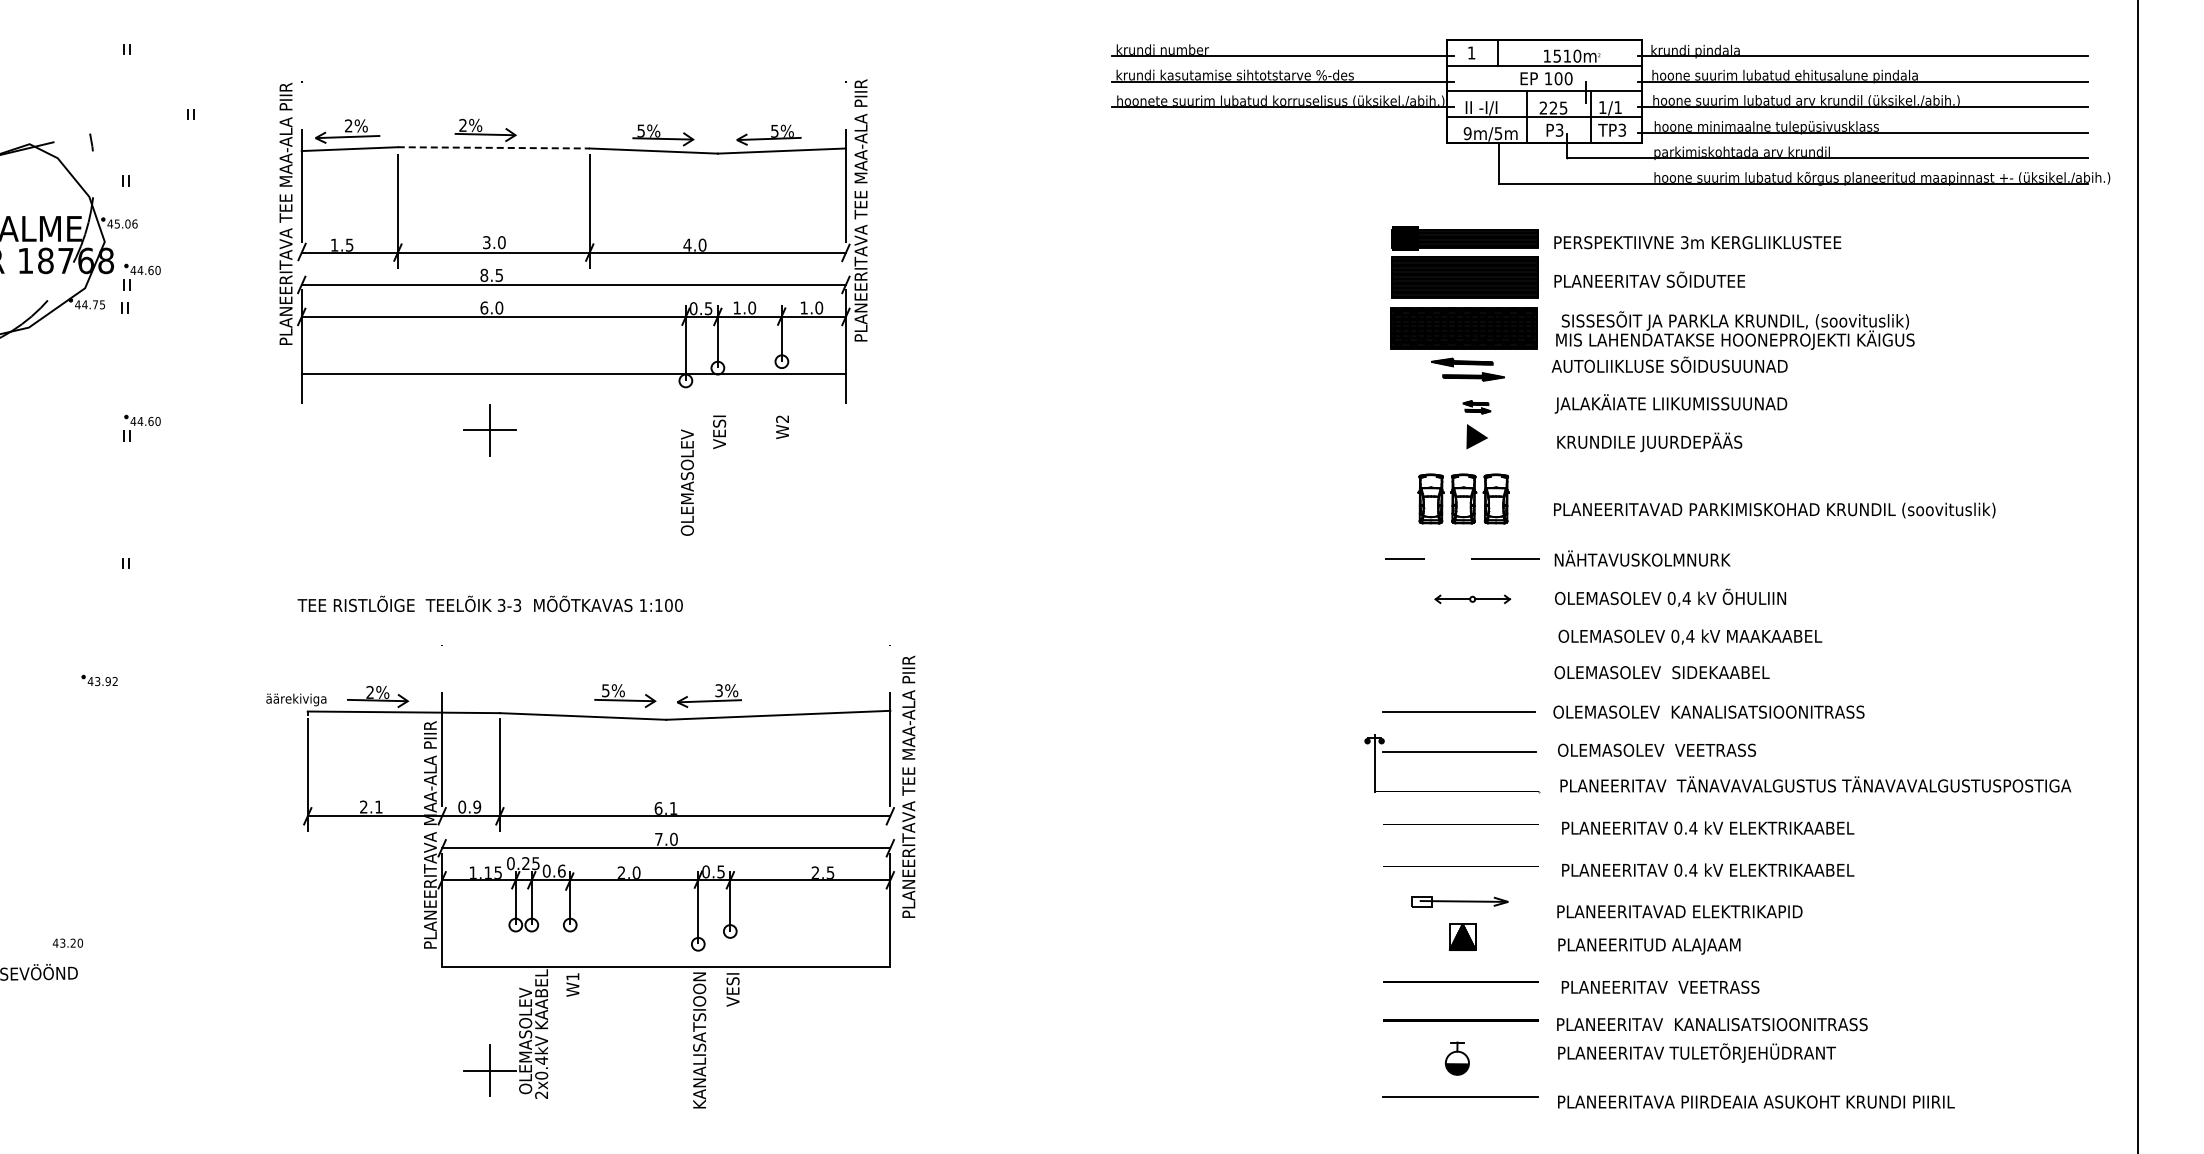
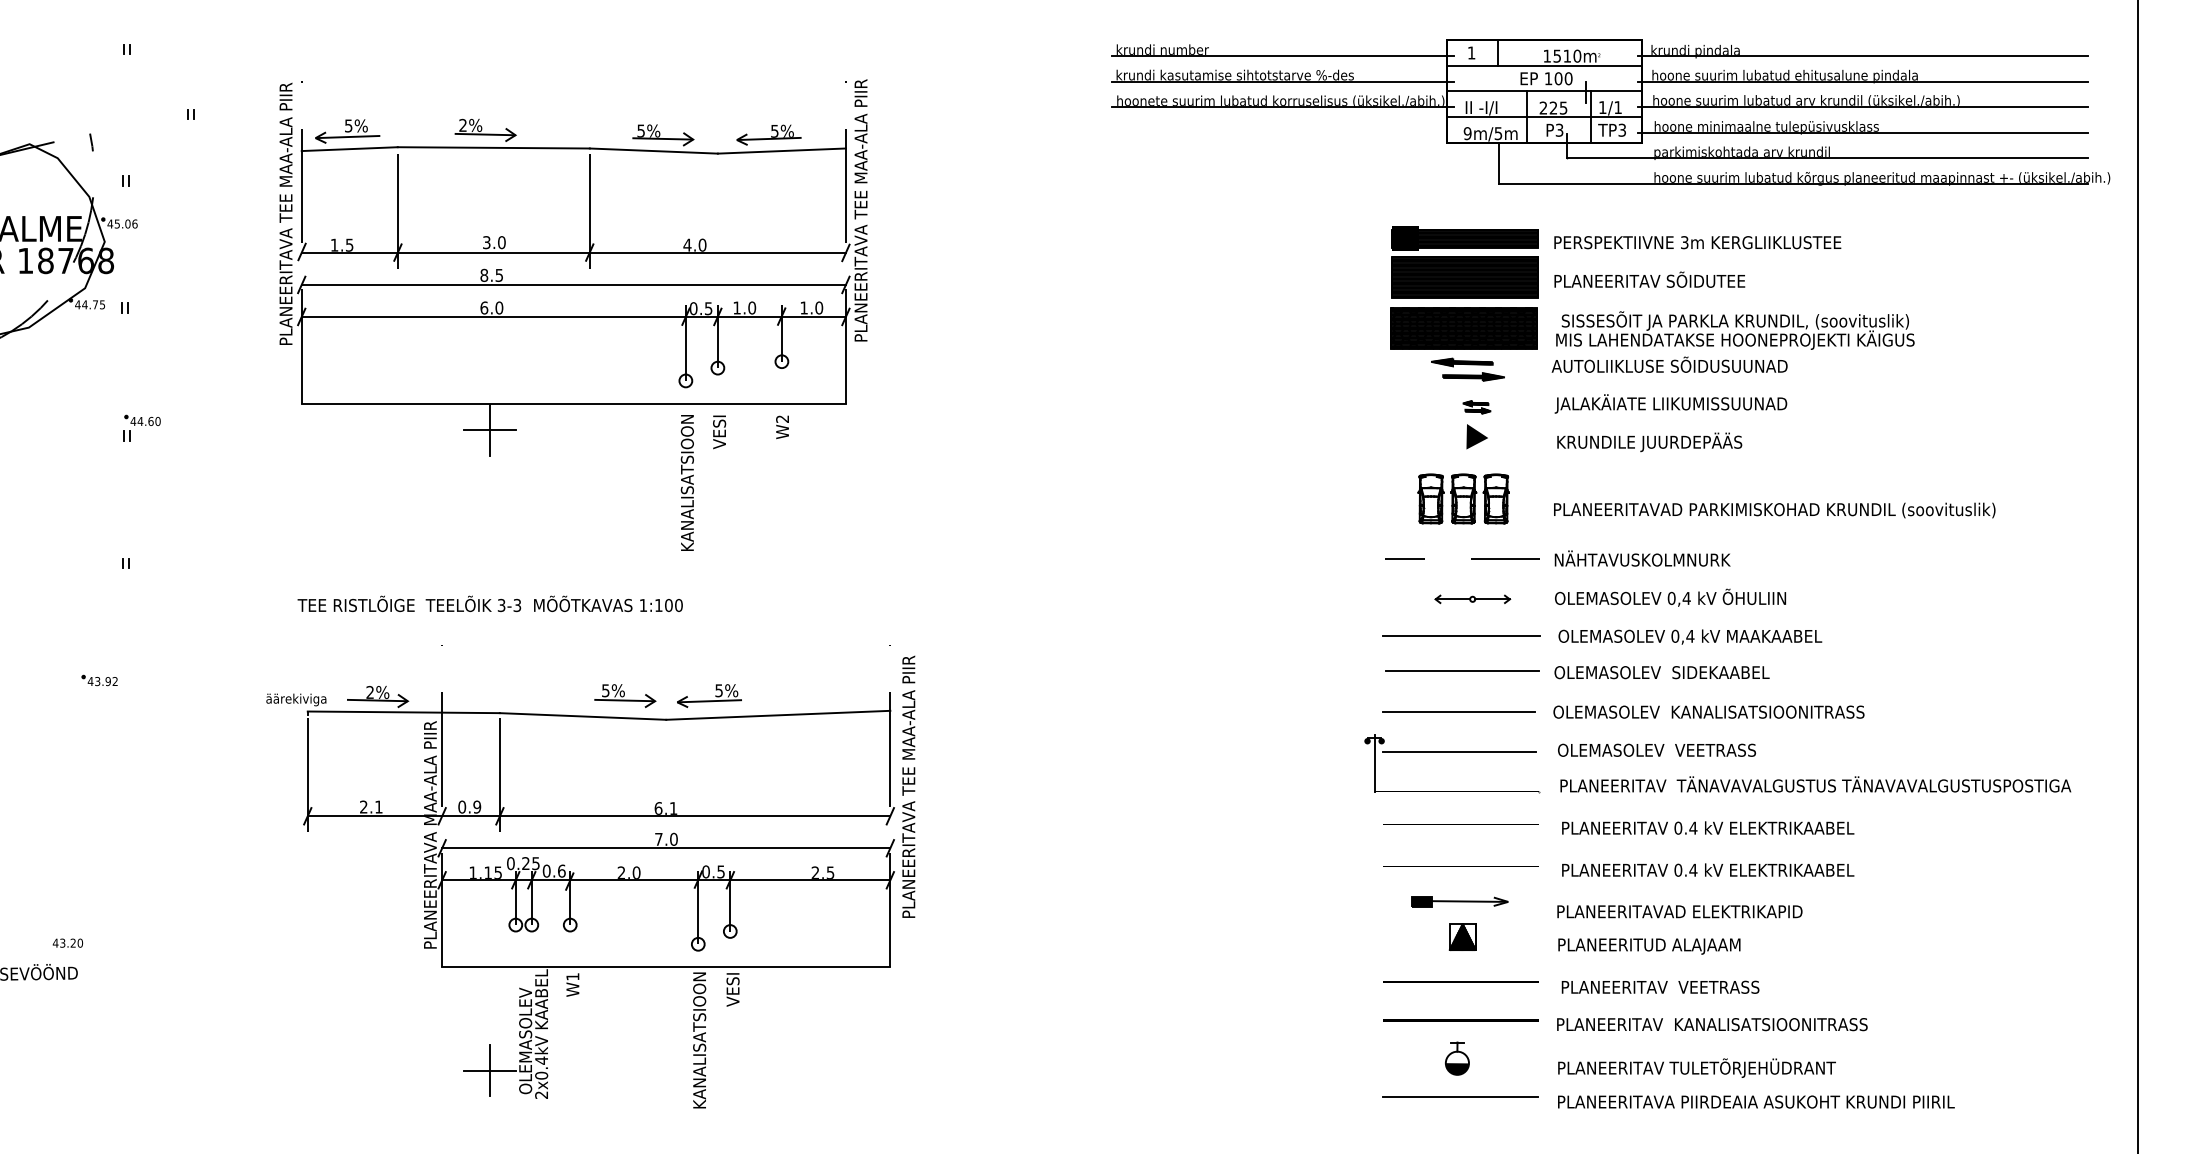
text: 2% -> 5% (348, 125)
line: dashed -> solid (494, 147)
part: present -> none (141, 276)
line position: (573, 373) -> (573, 403) (573, 403)
text: OLEMASOLEV -> KANALISATSIOON (686, 482)
line: none -> present (1461, 635)
line: none -> present (1462, 671)
text: 3% -> 5% (718, 690)
fill: none -> present (1421, 901)
text position: (1696, 1052) -> (1696, 1067) (1696, 1067)
